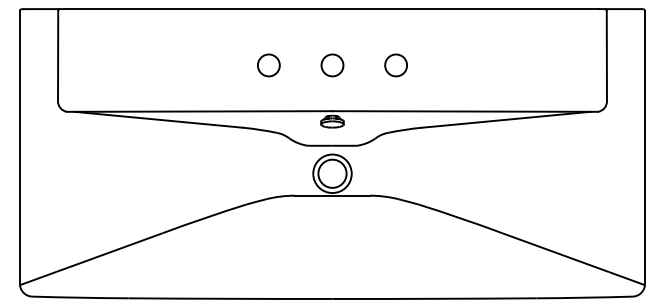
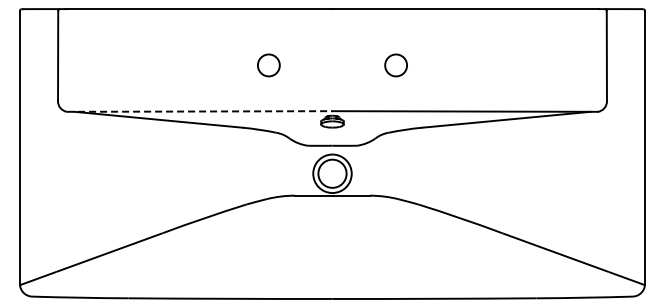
circle: present -> none (332, 65)
line: solid -> dashed (199, 111)
